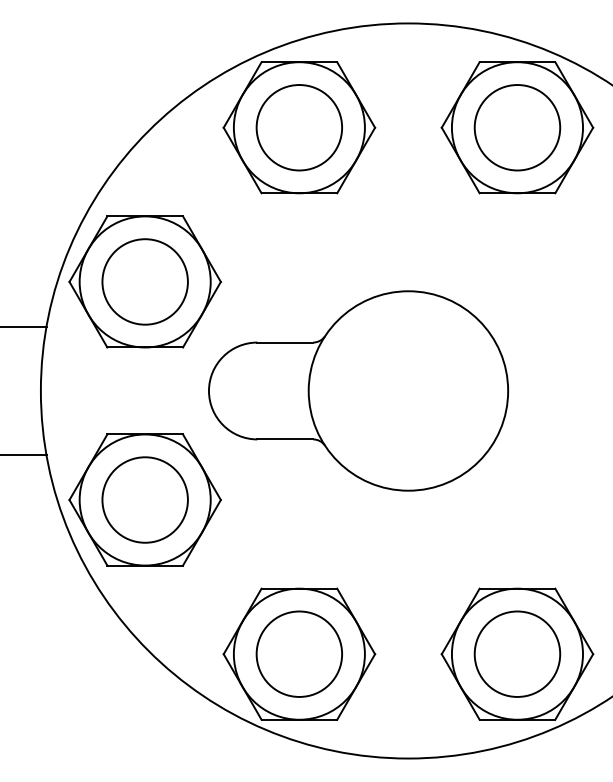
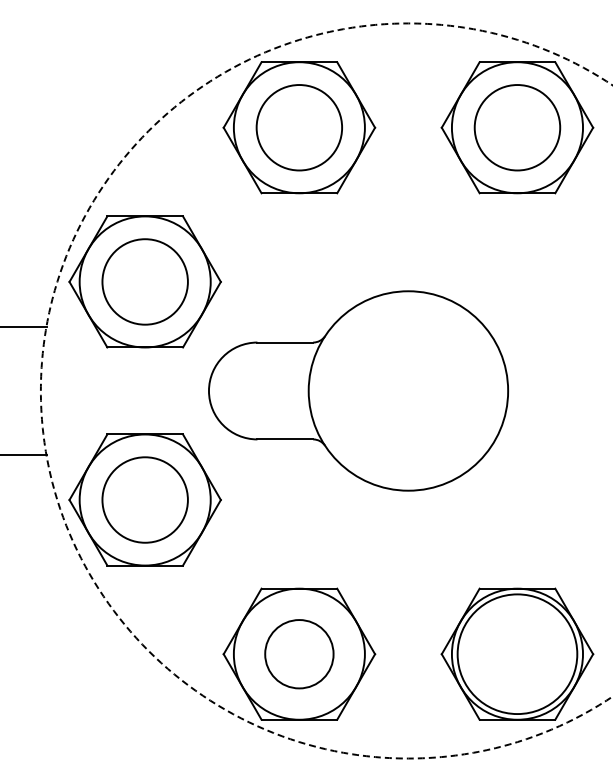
circle: solid -> dashed (326, 390)
circle diameter: 85 px -> 68 px (299, 654)
circle diameter: 85 px -> 120 px (517, 654)
